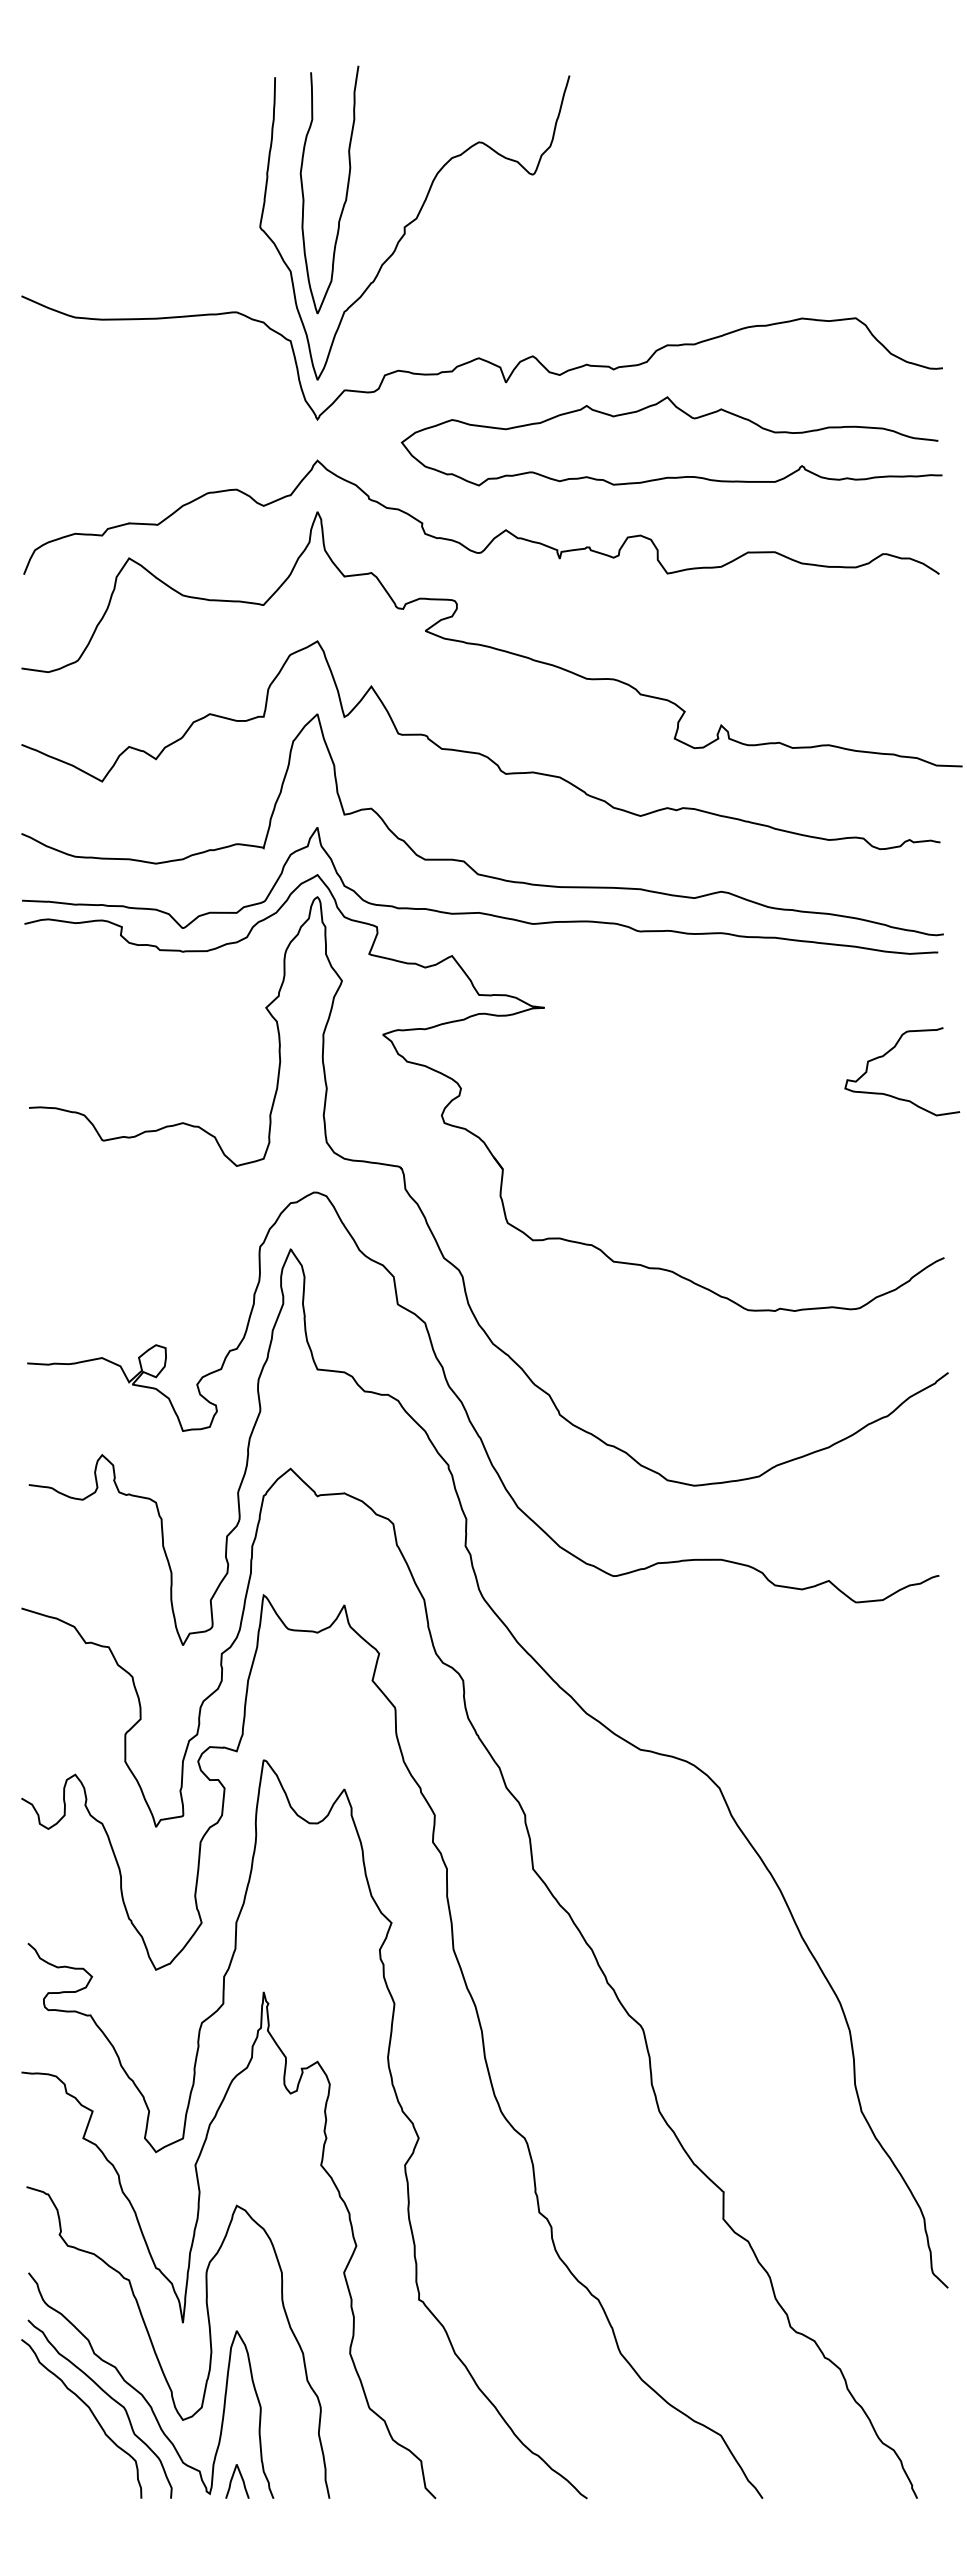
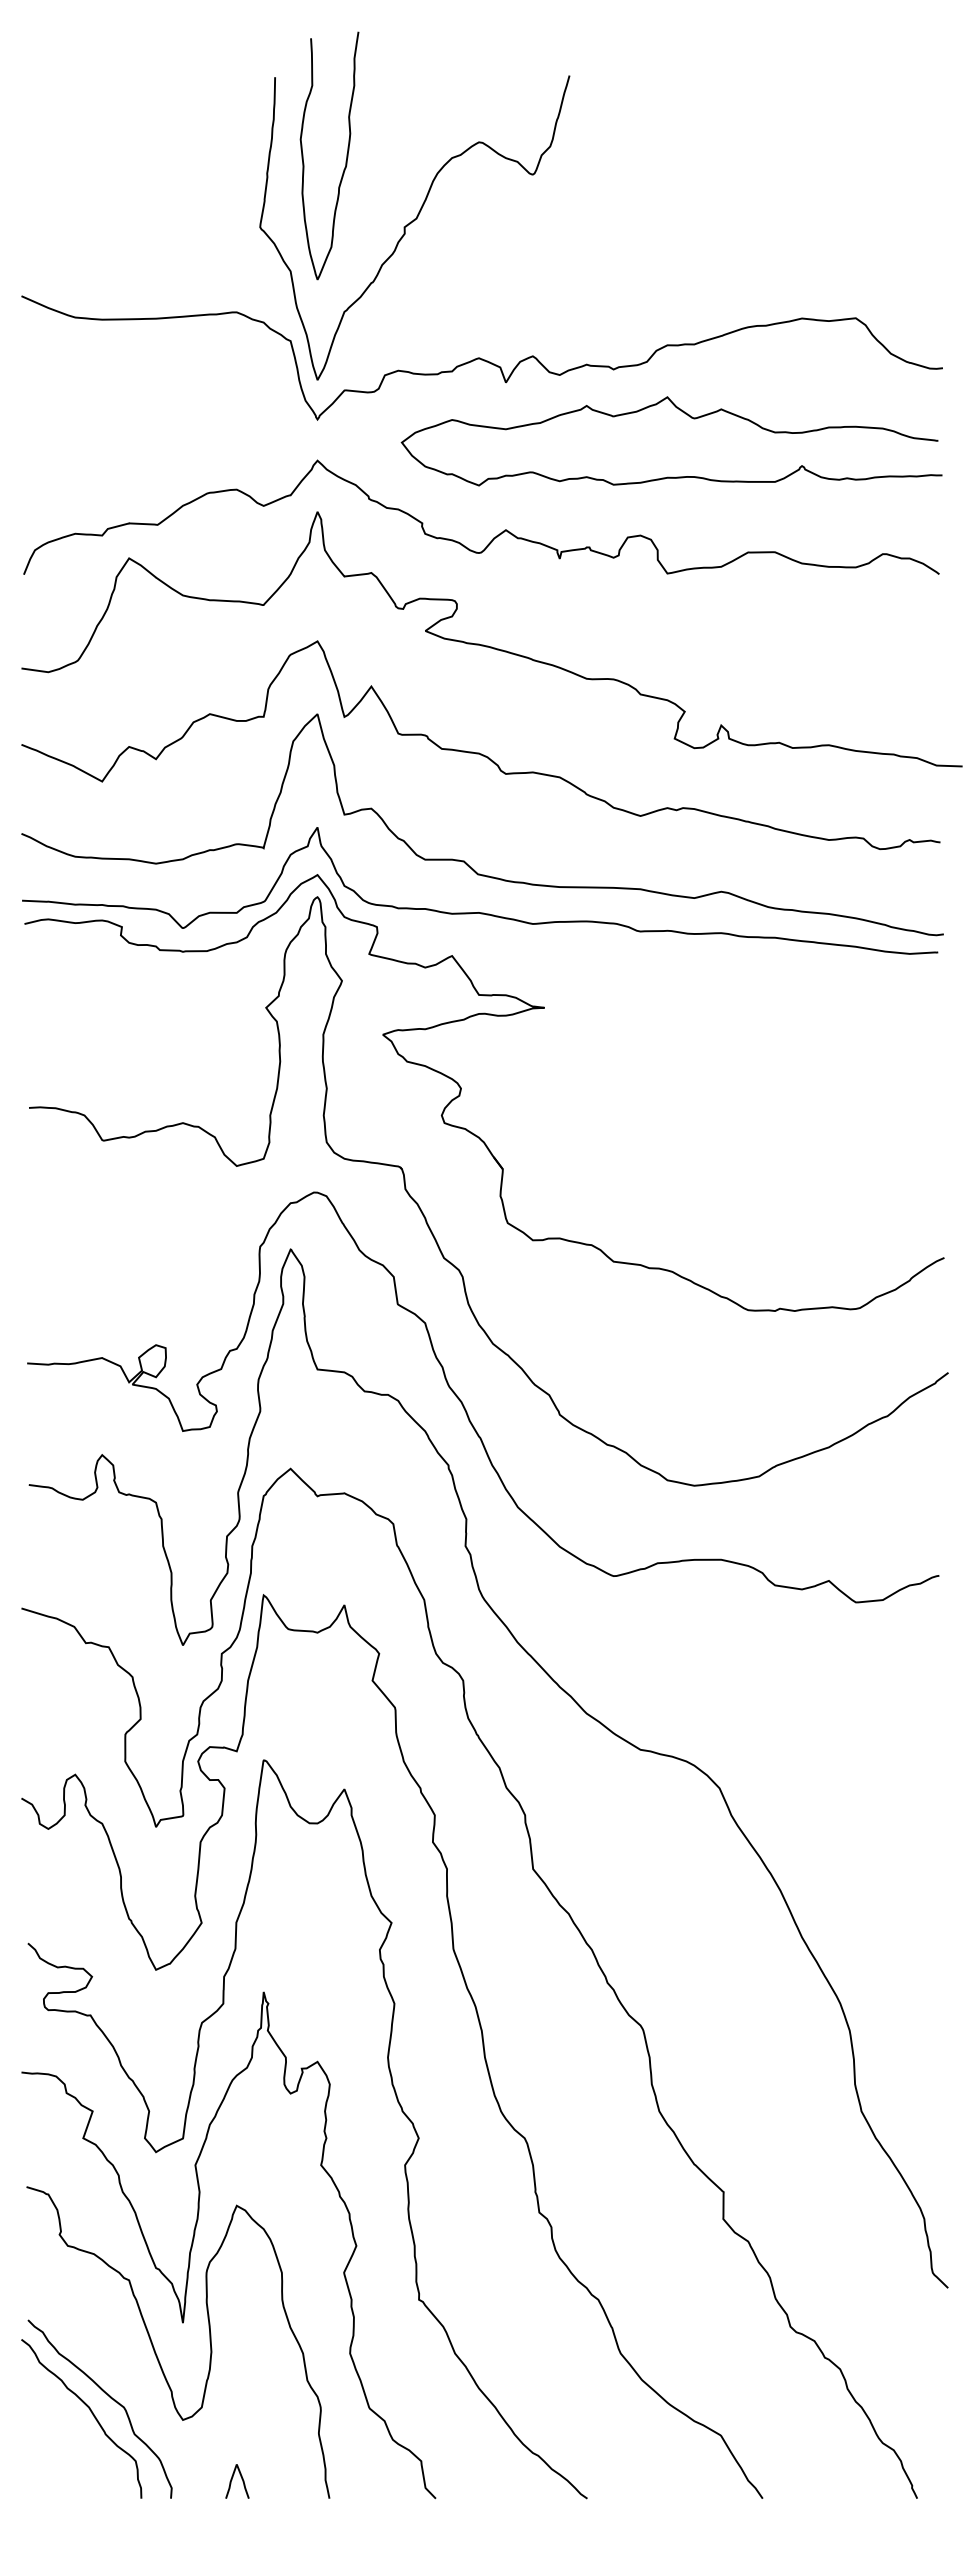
curve position: (346, 189) -> (346, 155) (346, 155)
curve: present -> none (889, 1052)
curve: present -> none (142, 2394)
